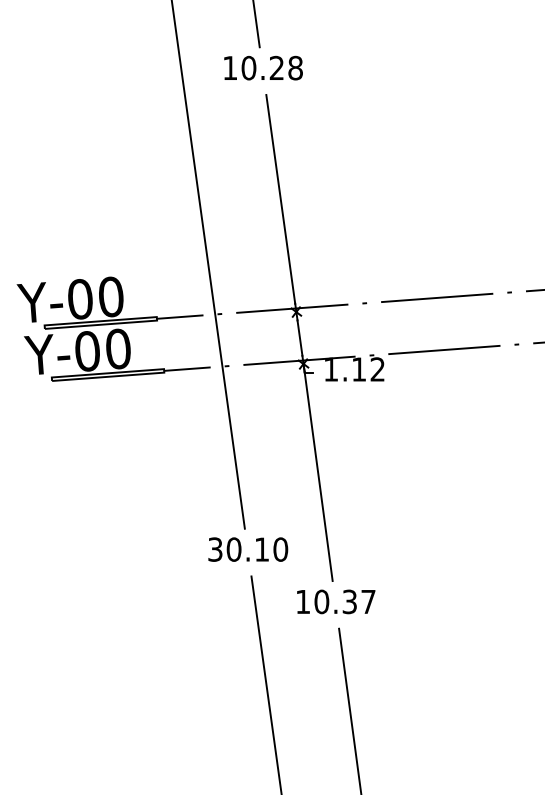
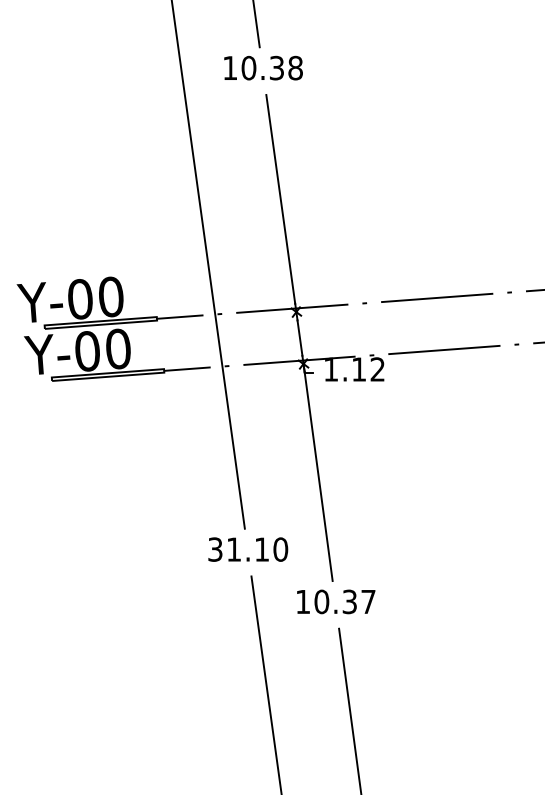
text: 10.28 -> 10.38 (276, 68)
text: 30.10 -> 31.10 (233, 549)
